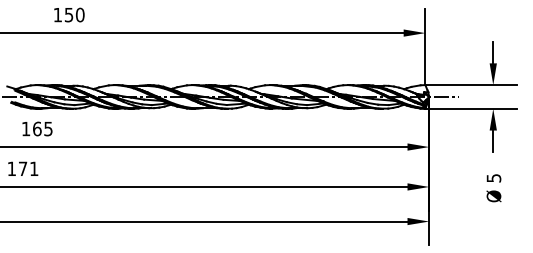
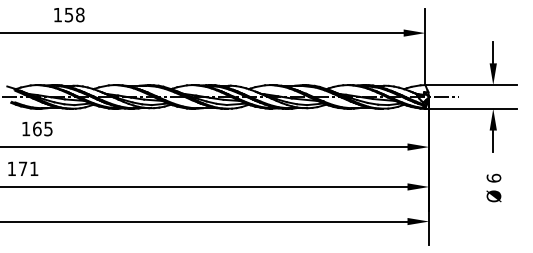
text: 150 -> 158 (79, 14)
text: 5 -> 6 (493, 177)
